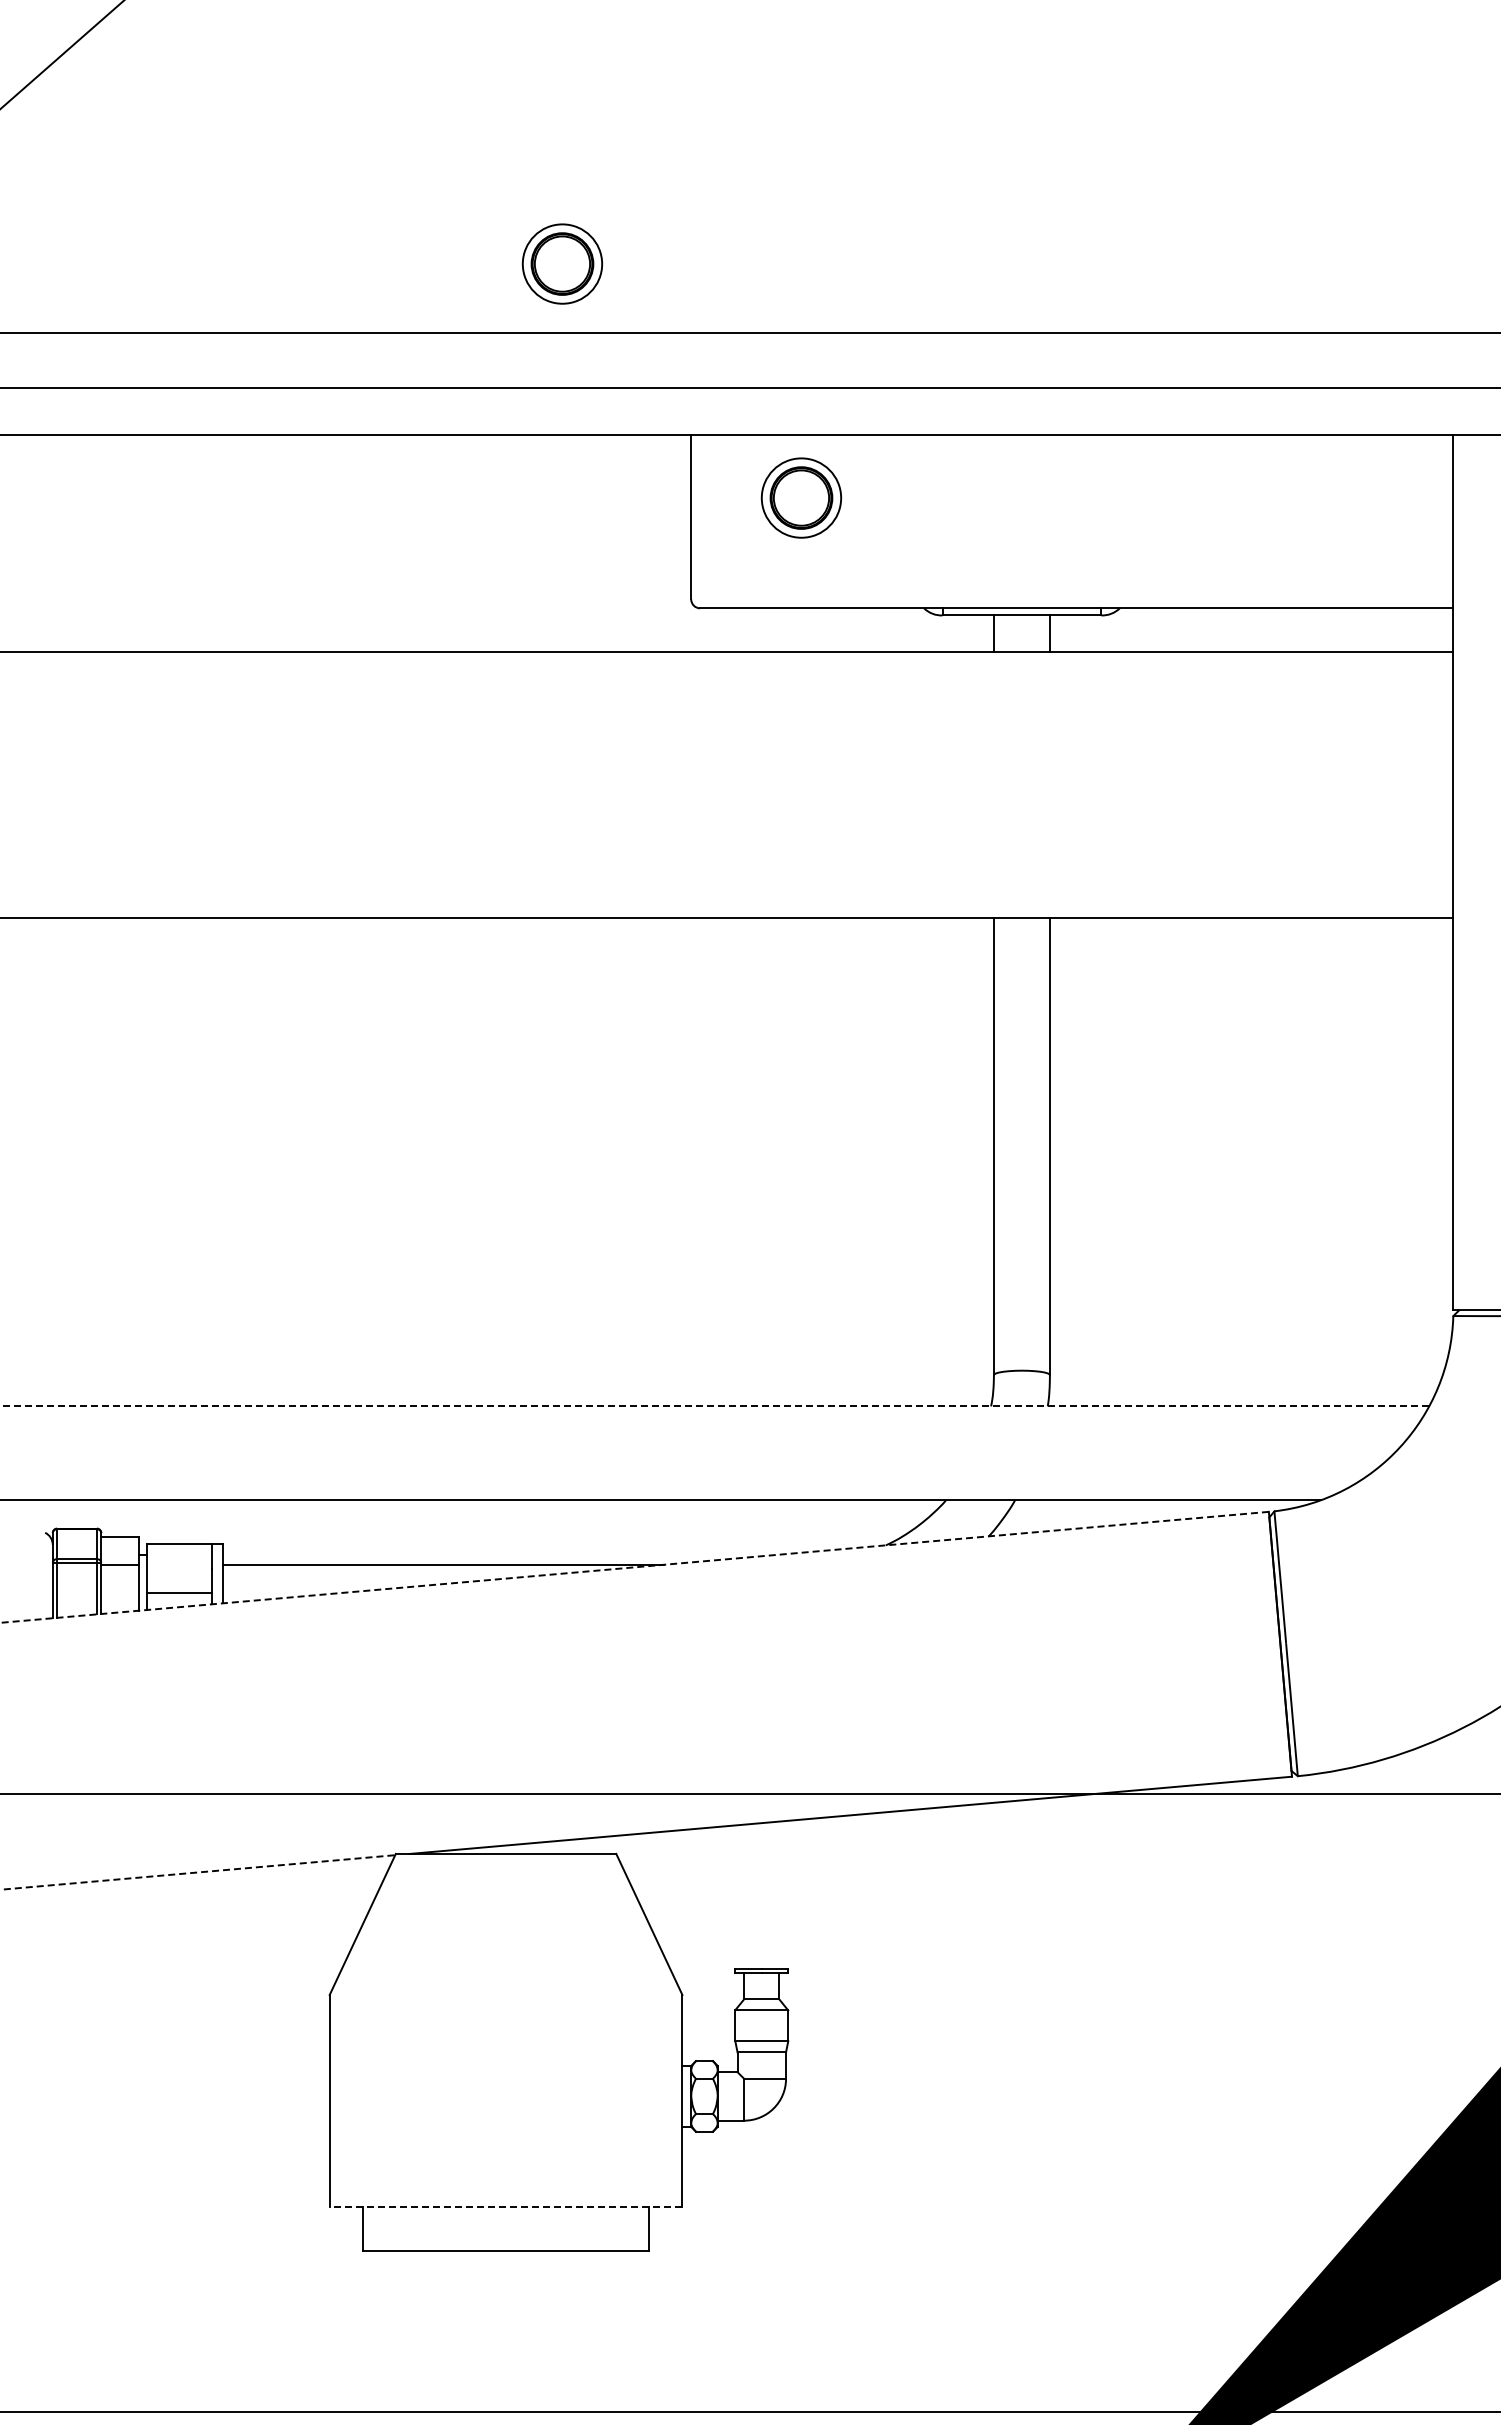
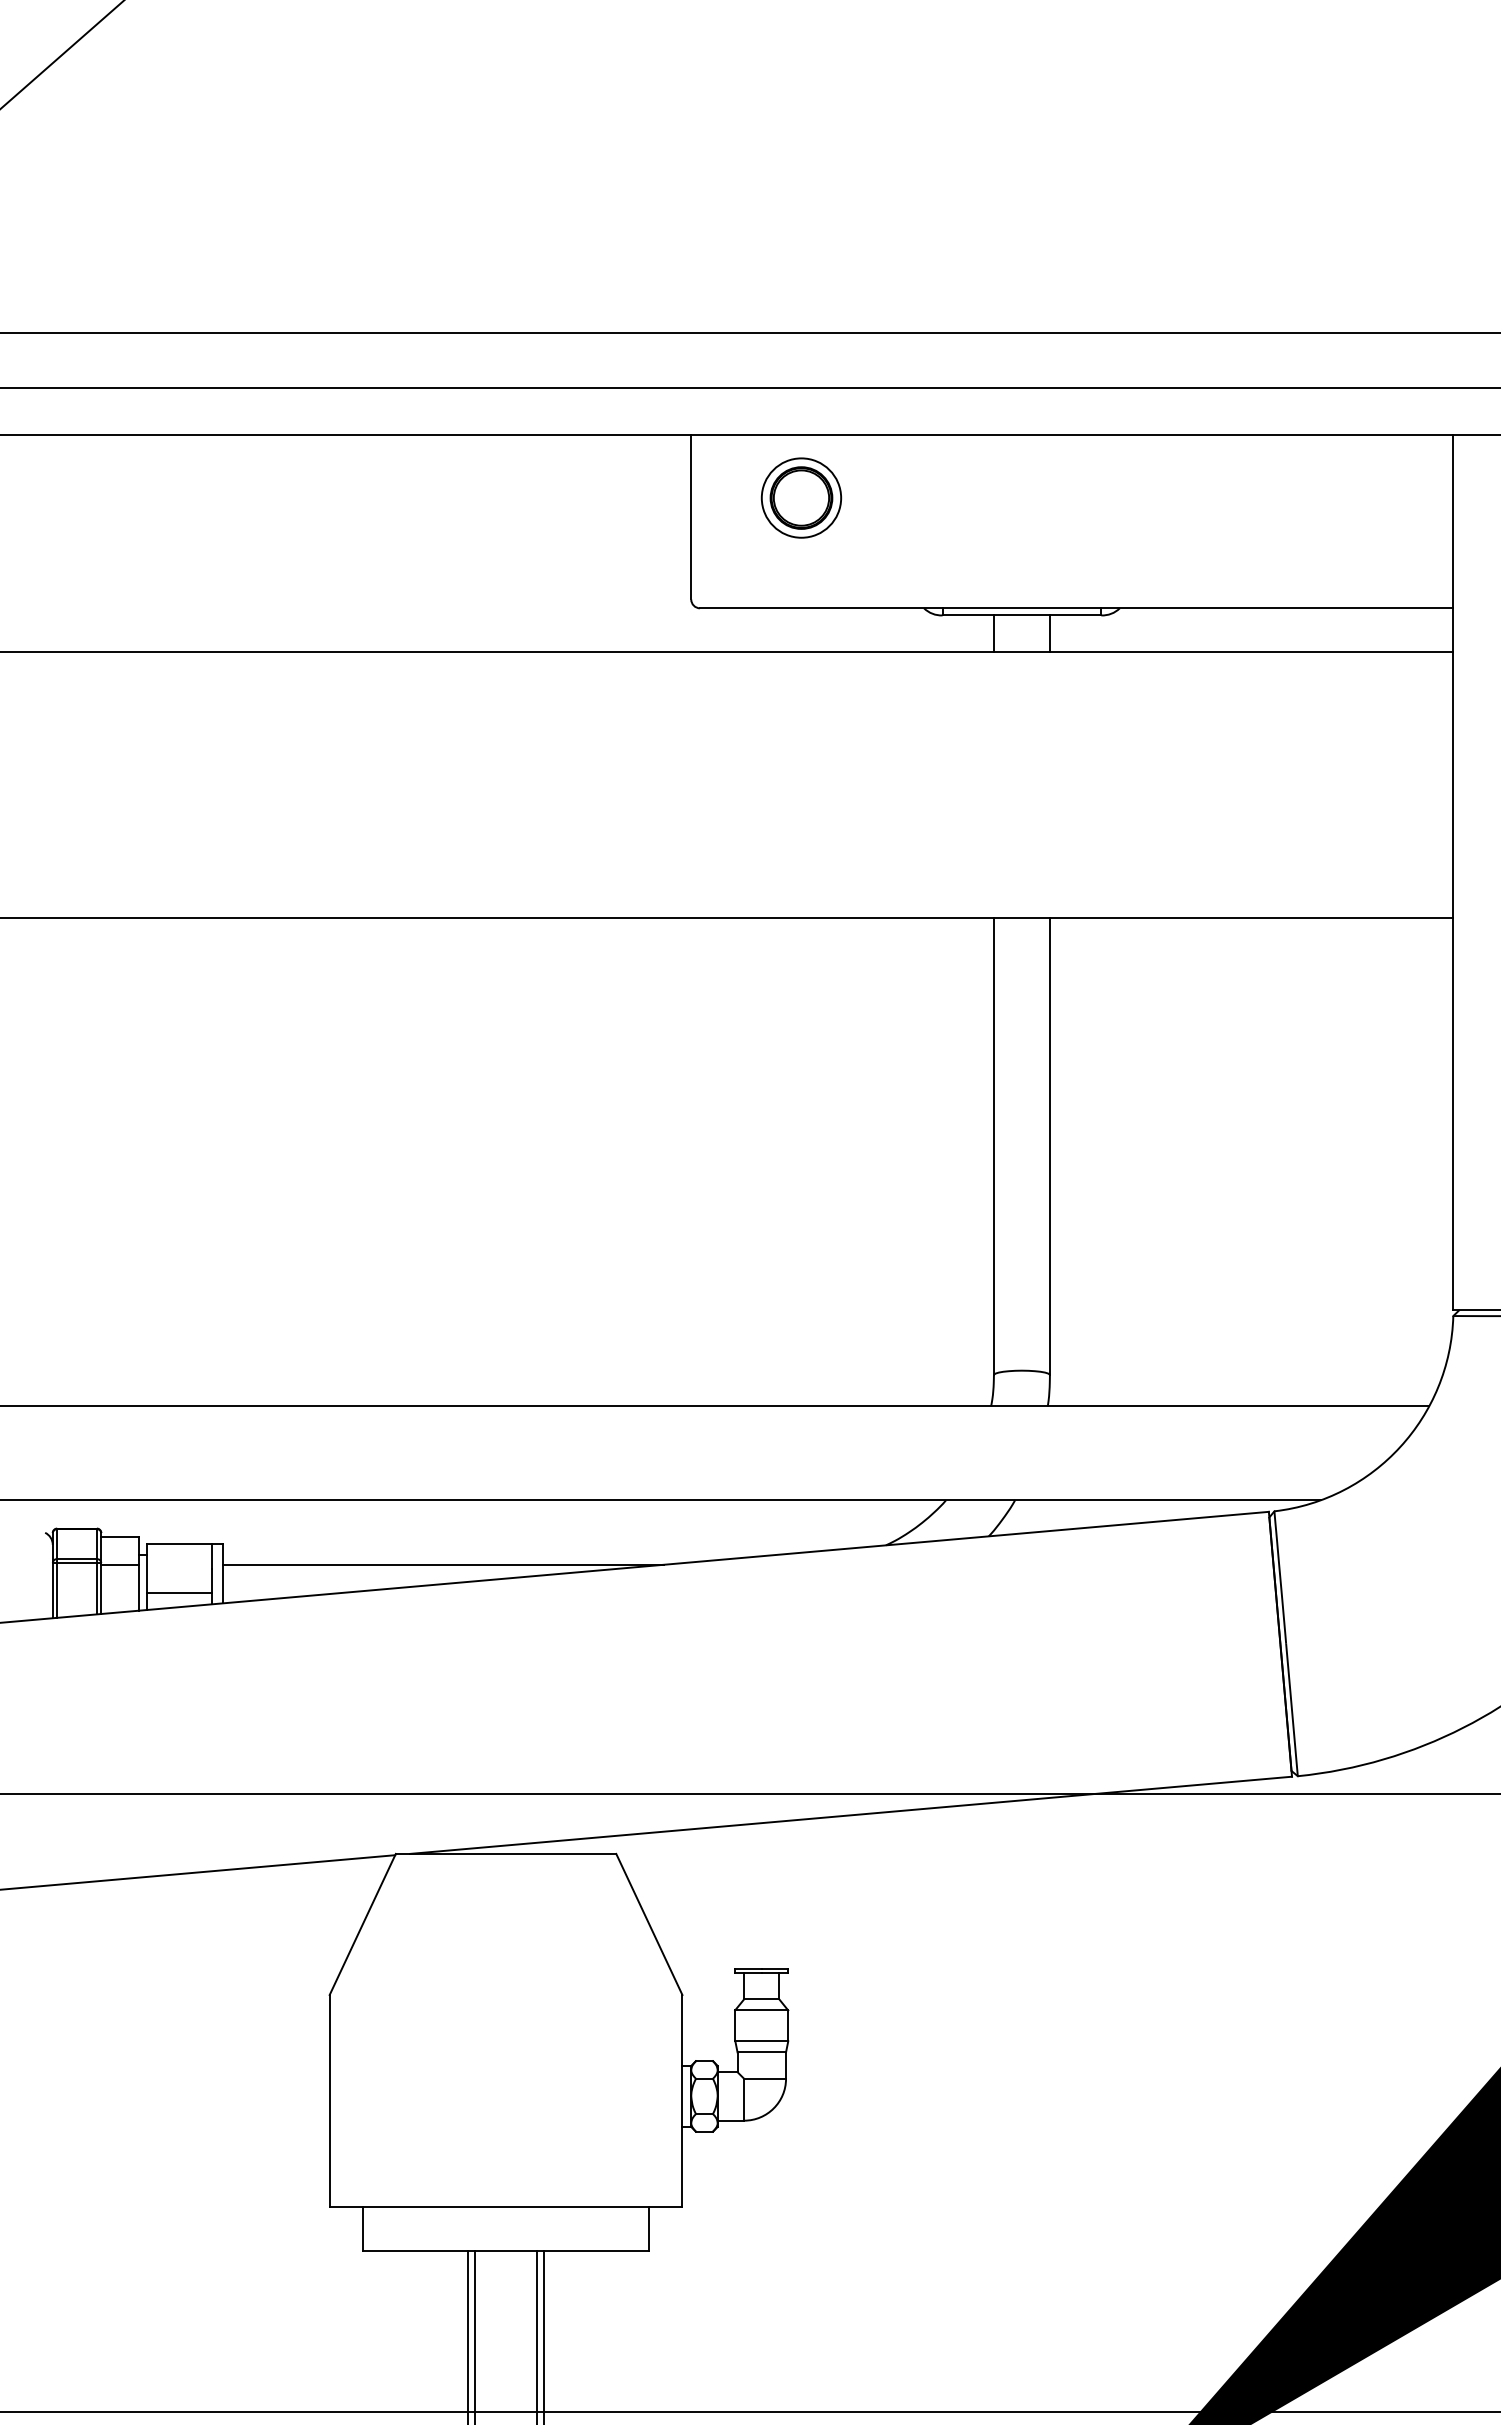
part: present -> none (562, 263)
line: dashed -> solid (714, 1406)
line: dashed -> solid (634, 1567)
line: dashed -> solid (198, 1872)
line: dashed -> solid (505, 2206)
line: none -> present (467, 2335)
line: none -> present (475, 2335)
line: none -> present (536, 2335)
line: none -> present (544, 2335)
